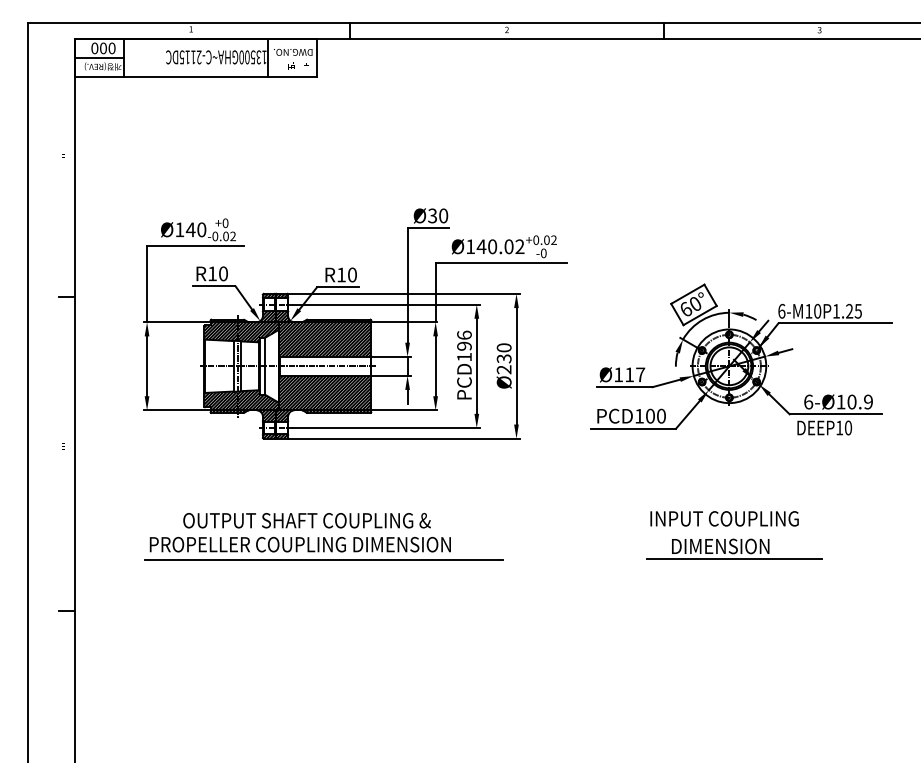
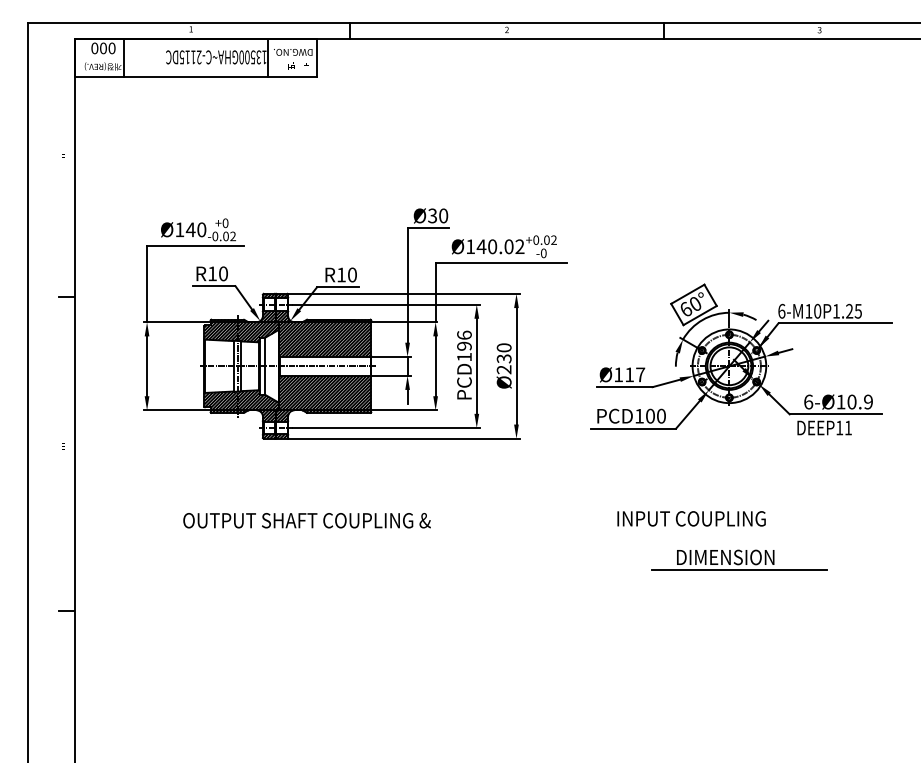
line: present -> none (98, 58)
text: DEEP10 -> DEEP11 (848, 427)
text position: (724, 518) -> (691, 518) (691, 518)
part: present -> none (323, 548)
part position: (734, 548) -> (739, 559) (739, 559)
